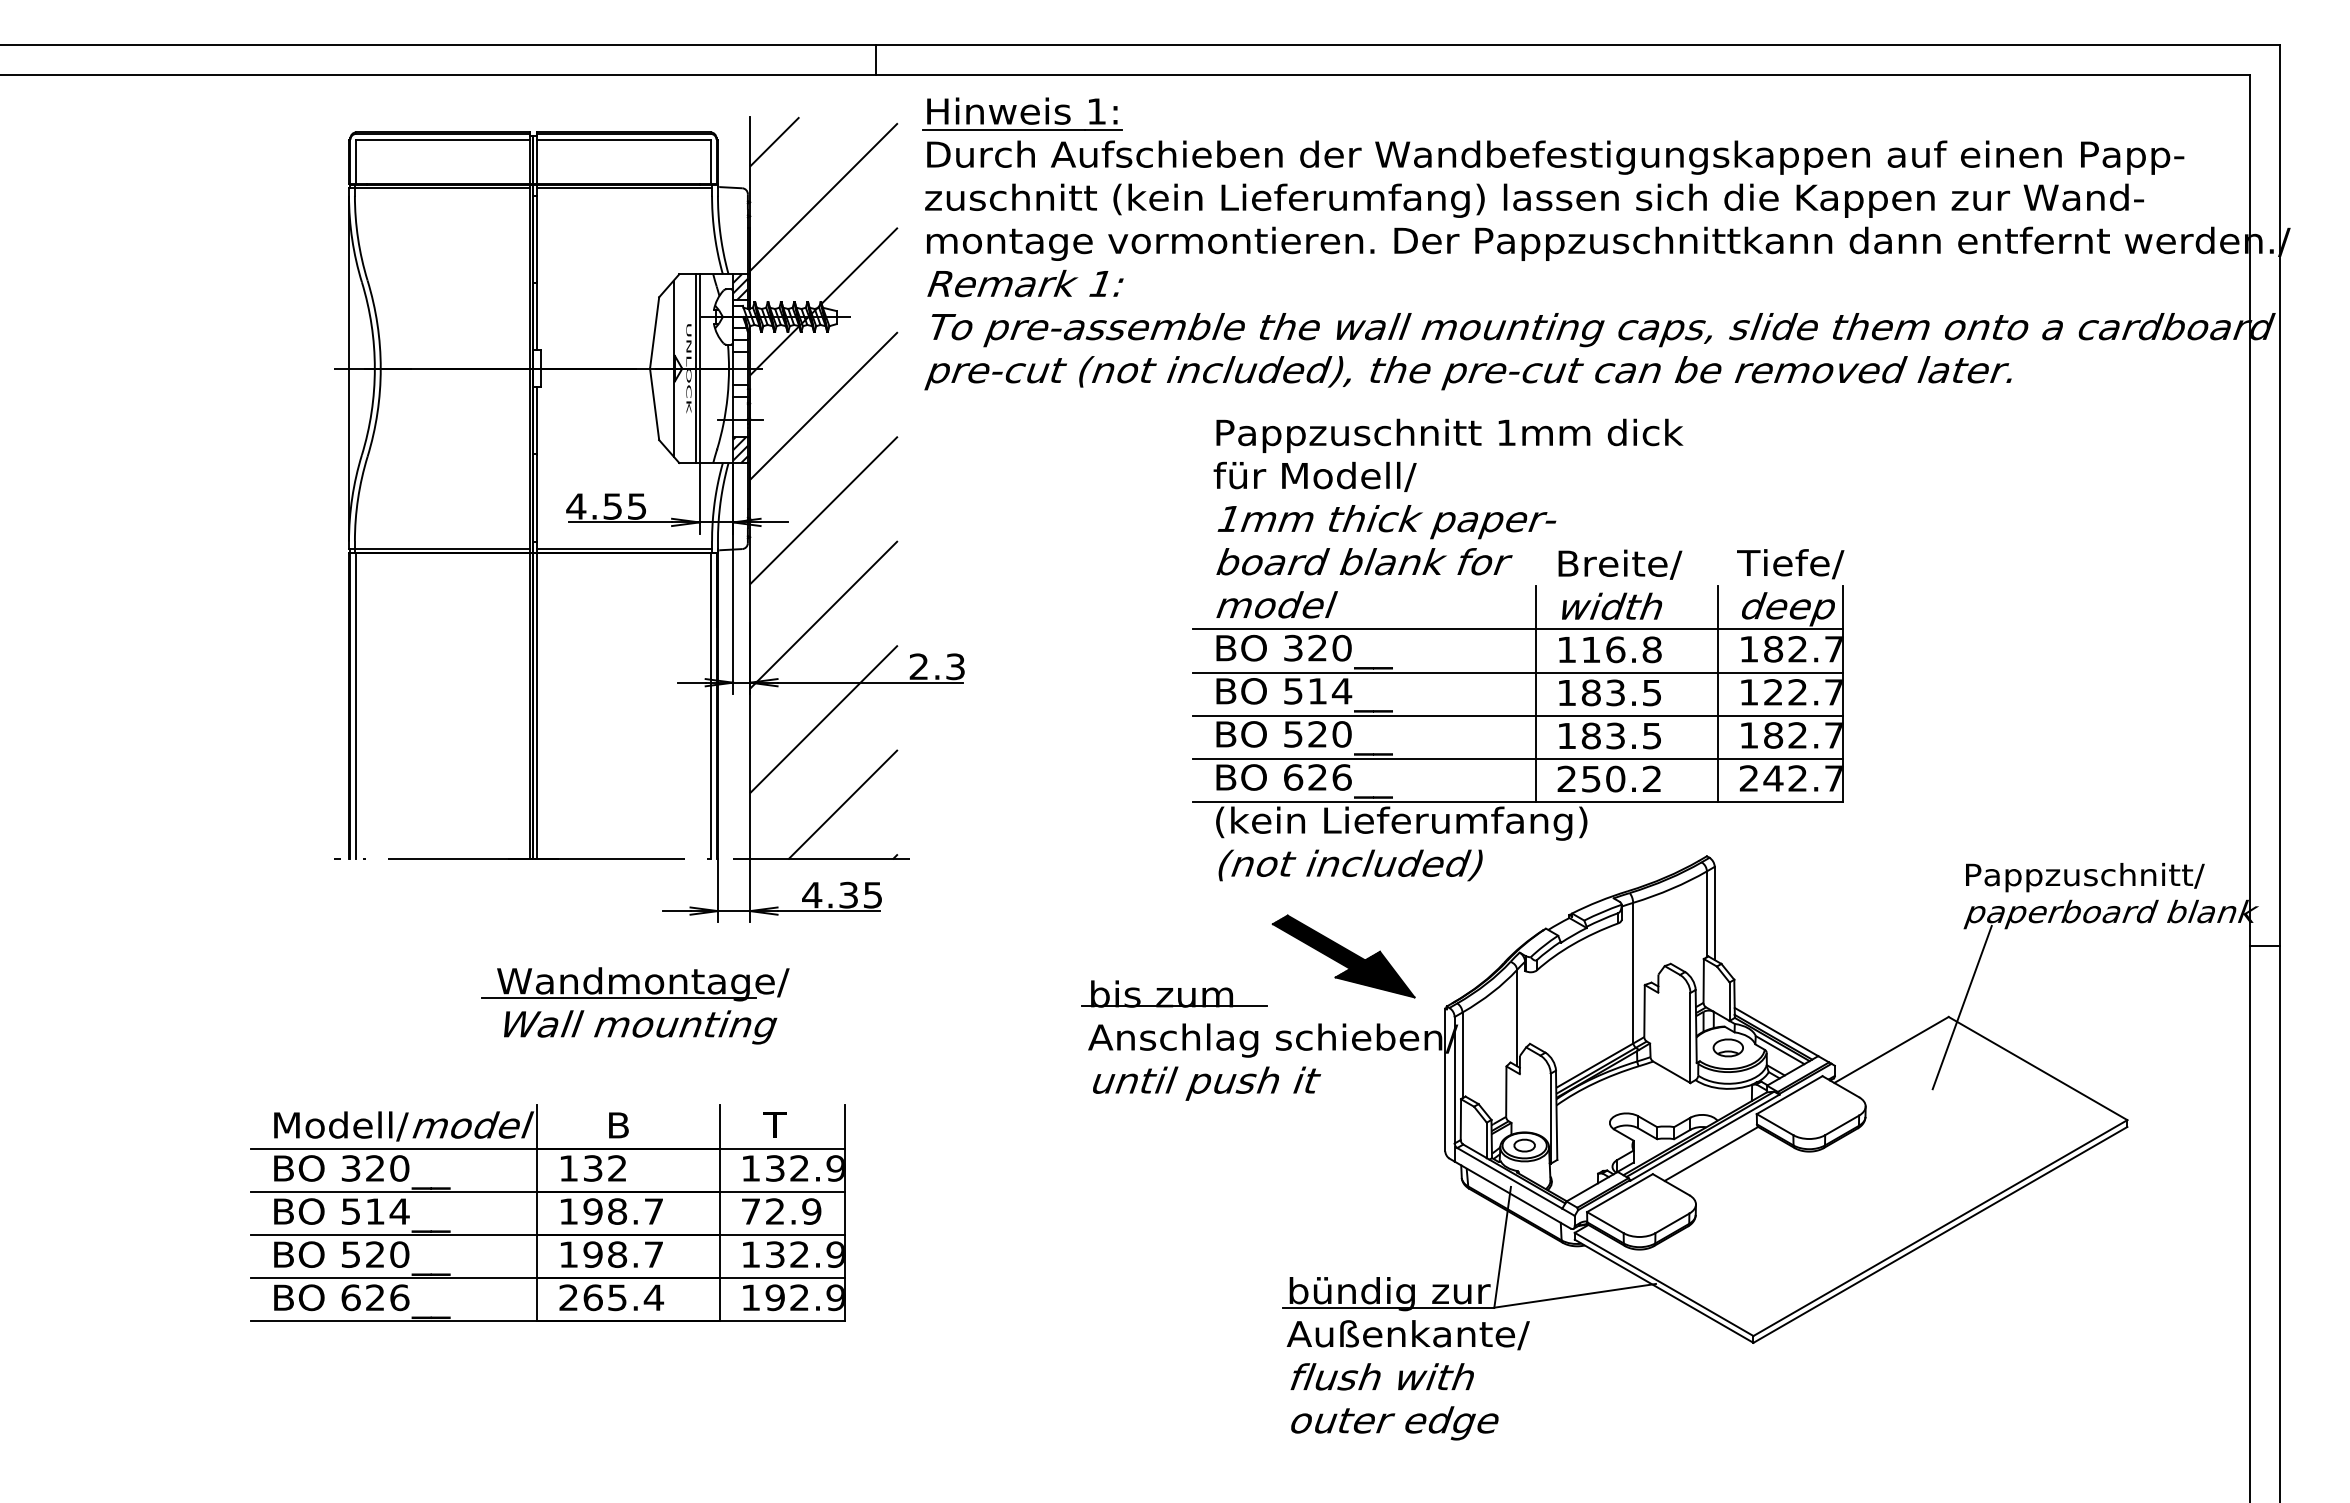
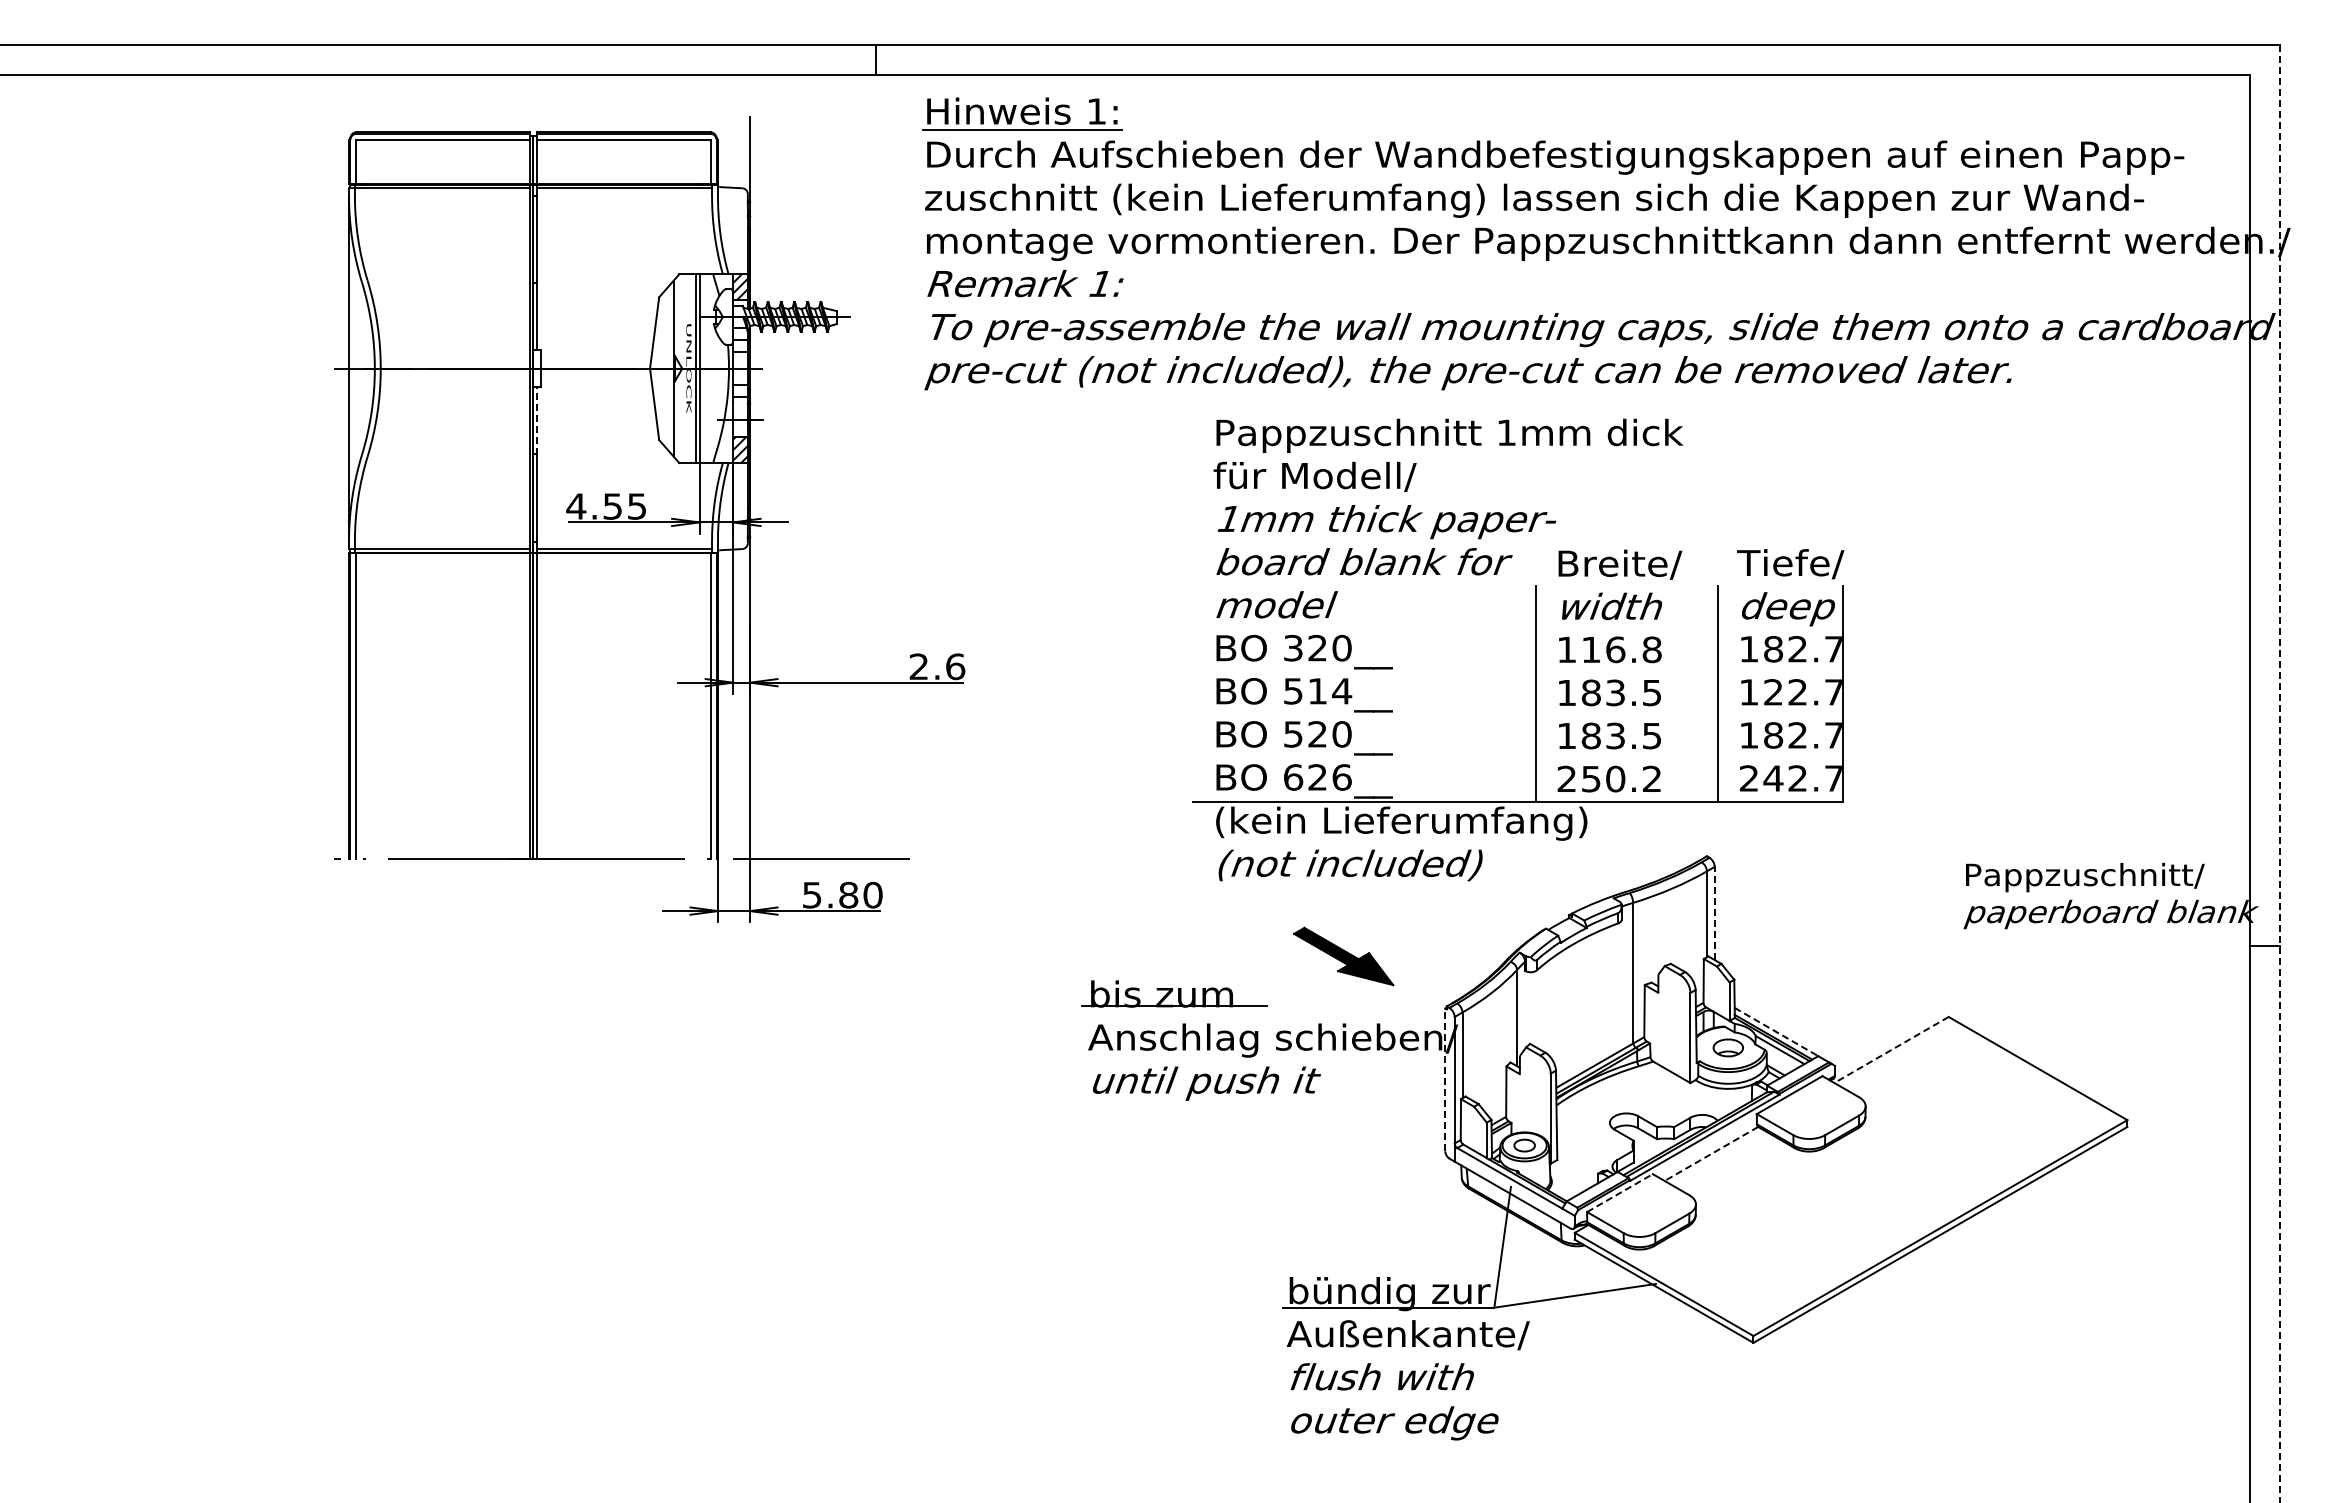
line: solid -> dashed (537, 421)
hatch: present -> none (823, 488)
line: present -> none (1518, 629)
text: 2.3 -> 2.6 (955, 666)
line: present -> none (1518, 672)
line: present -> none (1518, 715)
line: present -> none (1518, 758)
line: solid -> dashed (2279, 774)
text: 4.35 -> 5.80 (842, 894)
line: solid -> dashed (1714, 913)
part size: 145x85 px -> 102x61 px (1343, 956)
part: present -> none (635, 998)
line: present -> none (1961, 1007)
line: solid -> dashed (1776, 1032)
line: solid -> dashed (1891, 1050)
line: solid -> dashed (1445, 1079)
line: solid -> dashed (1711, 1154)
line: solid -> dashed (1619, 1193)
part: present -> none (547, 1212)
